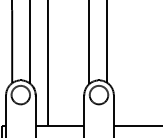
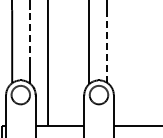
line: solid -> dashed (30, 36)
line: solid -> dashed (107, 45)
